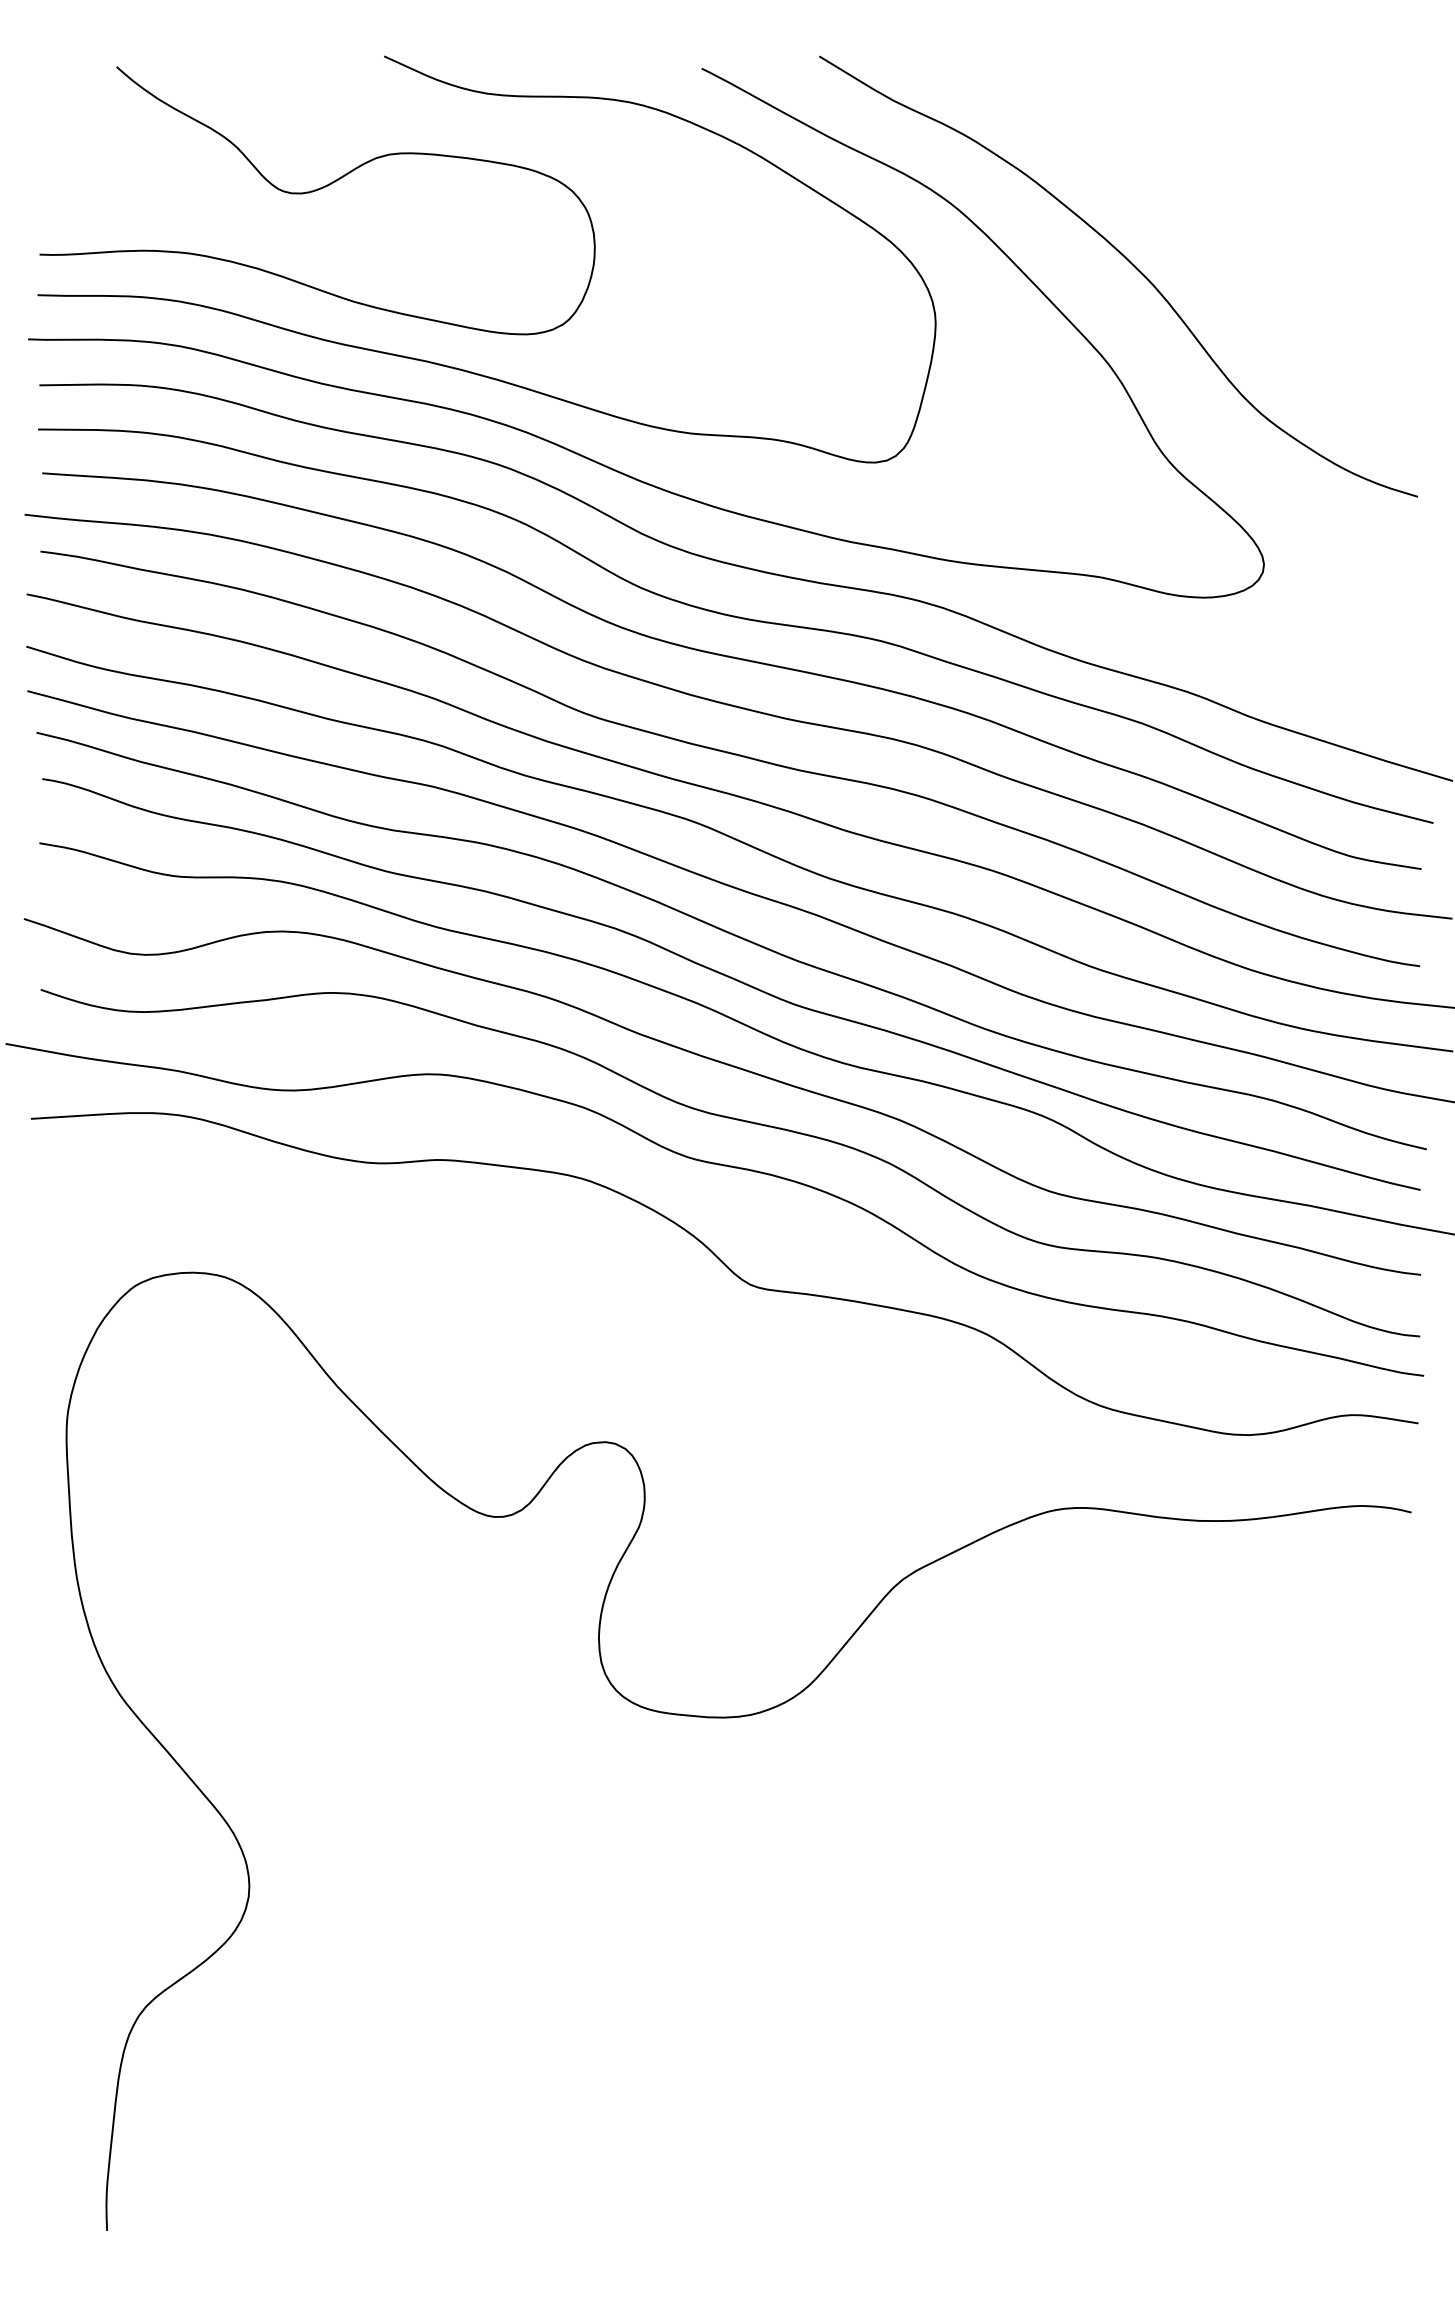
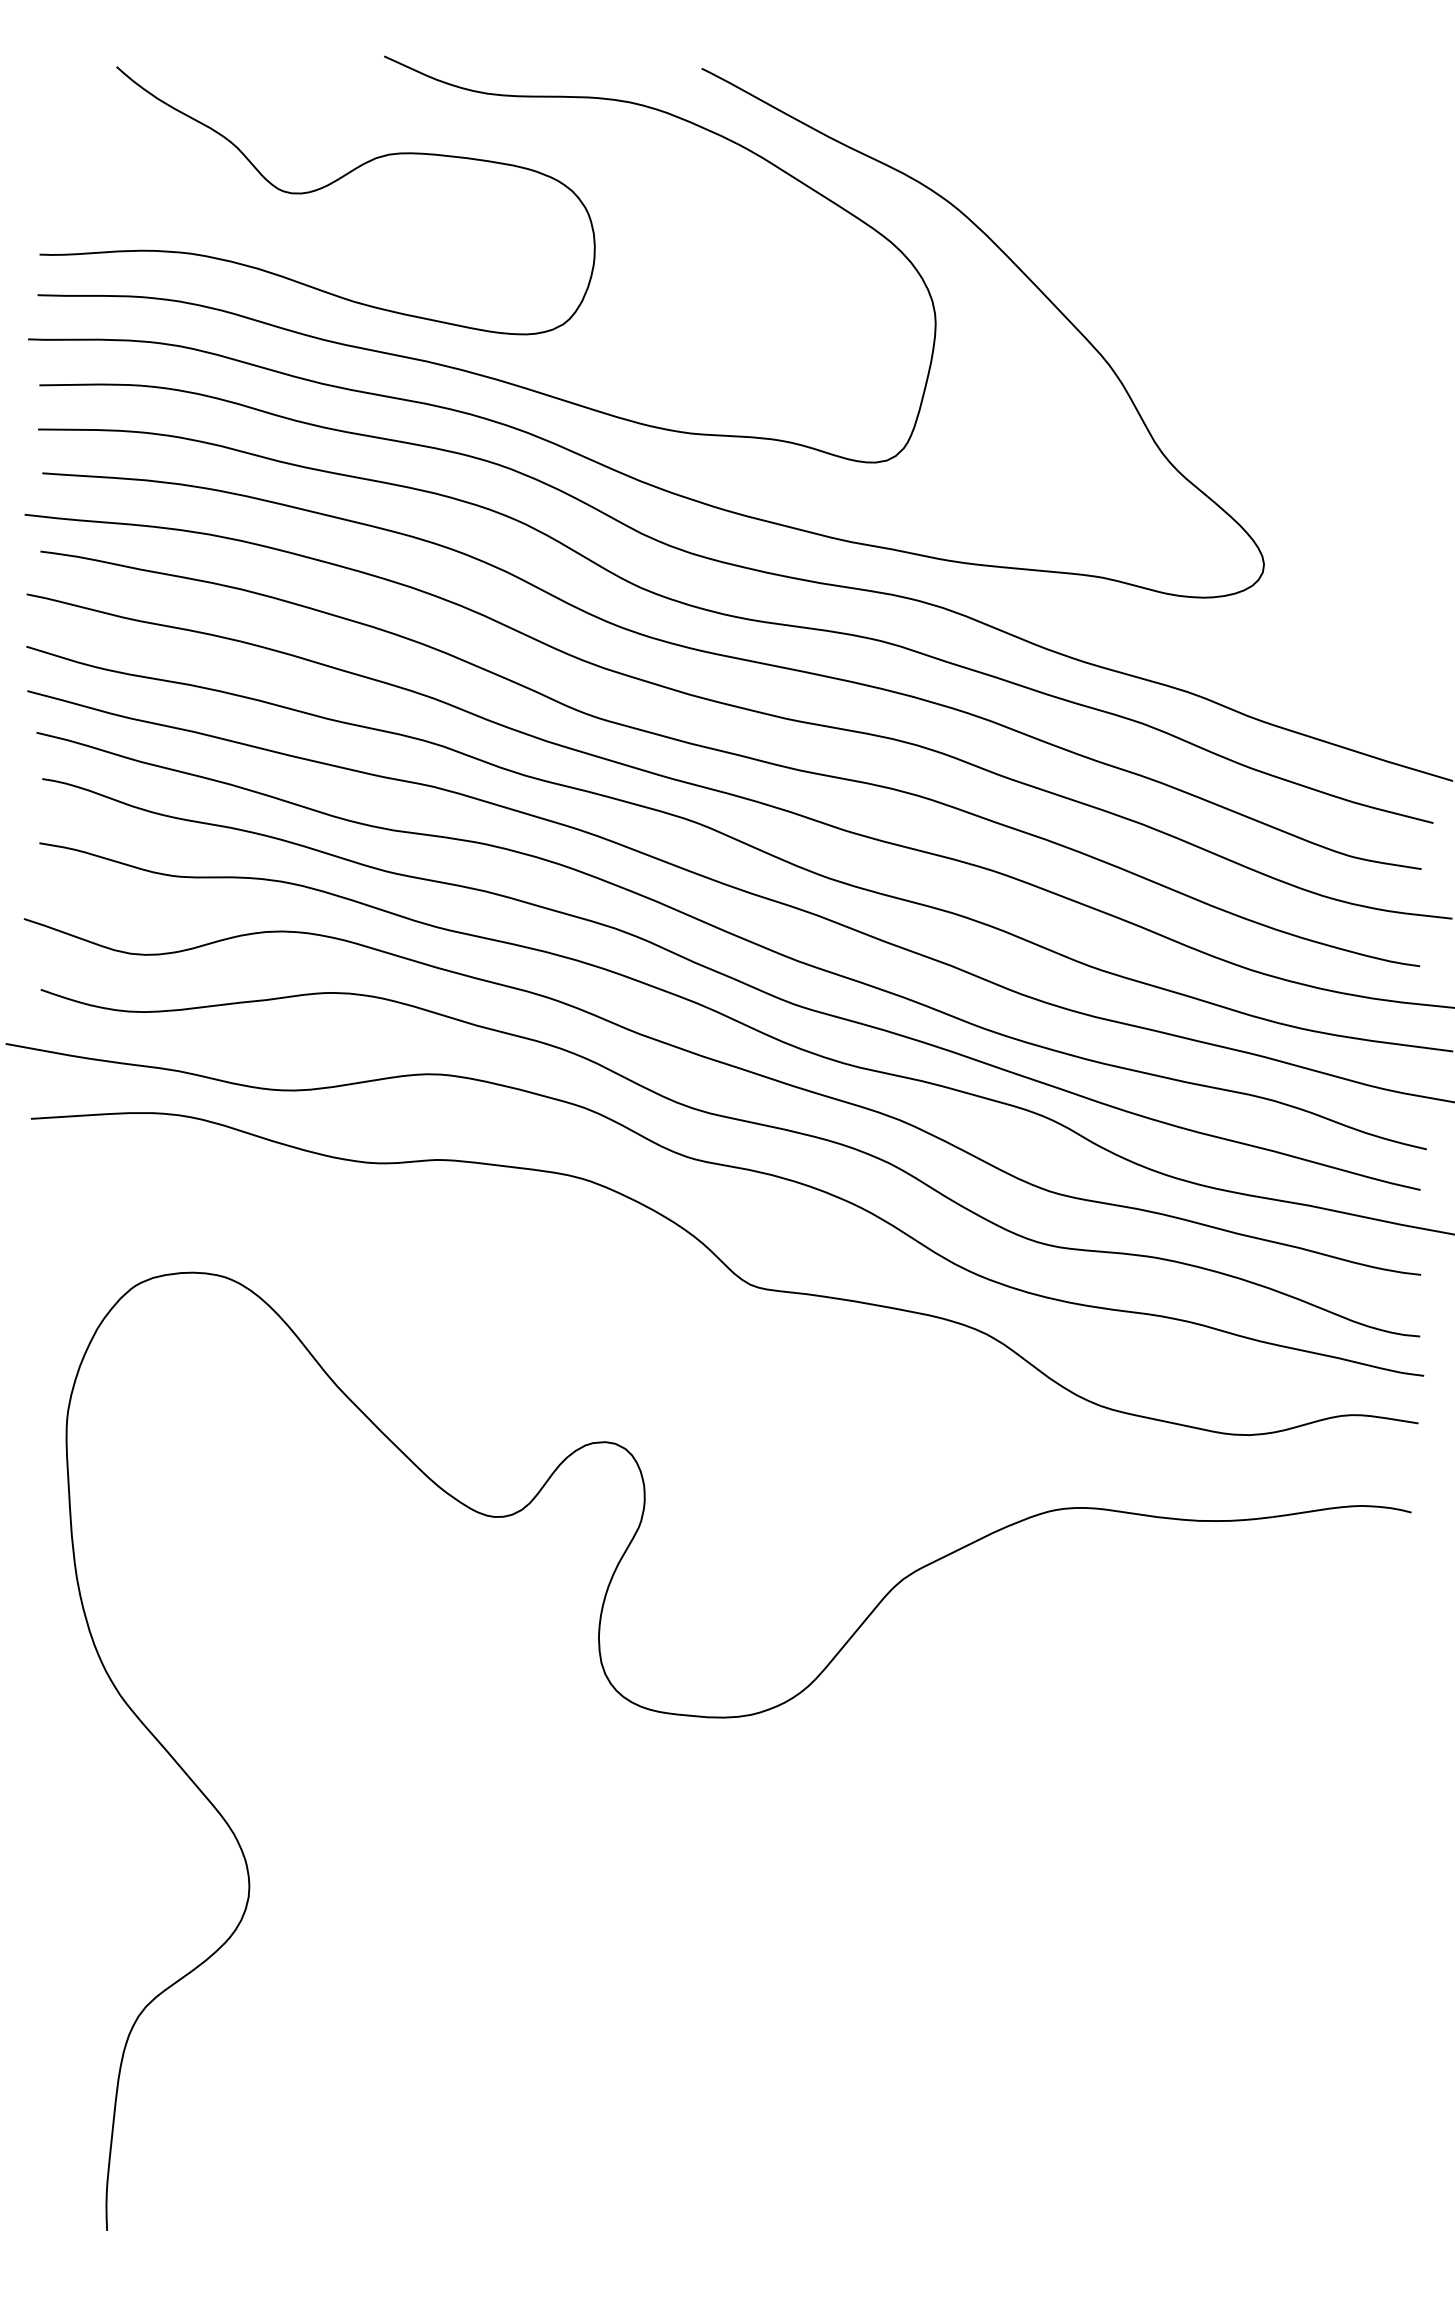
curve: present -> none (1130, 263)
